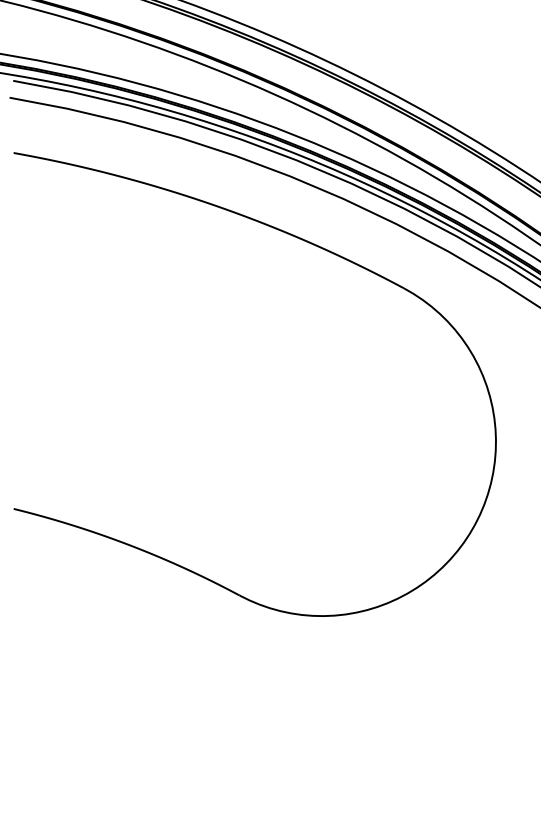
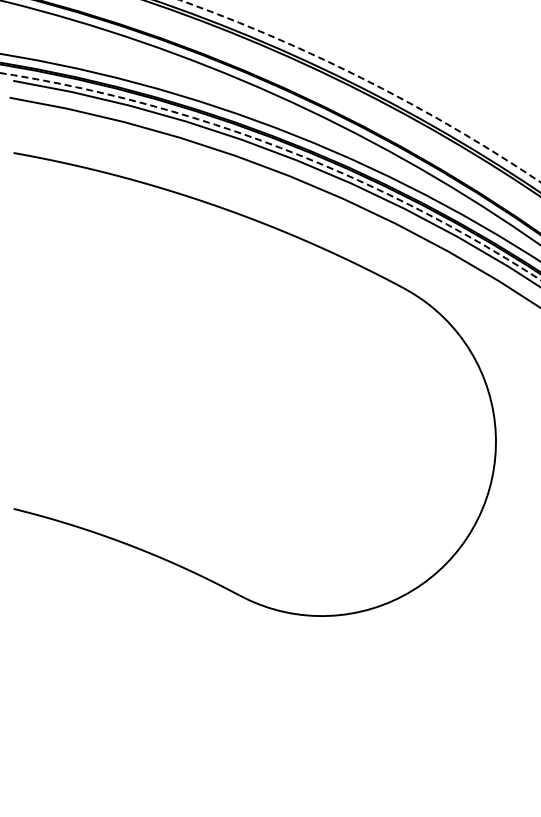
arc: solid -> dashed (364, 79)
arc: solid -> dashed (277, 146)
